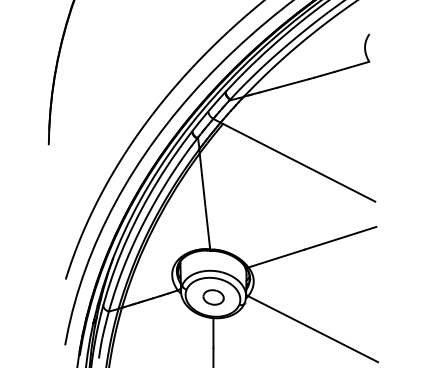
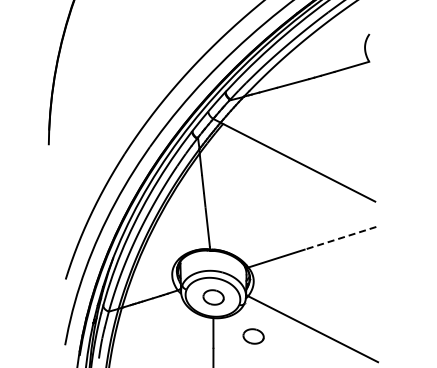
line: solid -> dashed (340, 238)
part: none -> present (253, 336)
